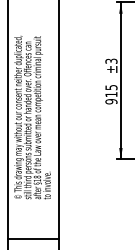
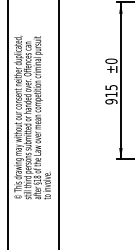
text: ±3 -> ±0 (111, 60)
line: present -> none (33, 238)
